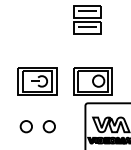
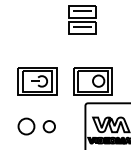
part position: (87, 19) -> (82, 19) (82, 19)
part size: 14x14 px -> 19x19 px (26, 126)
